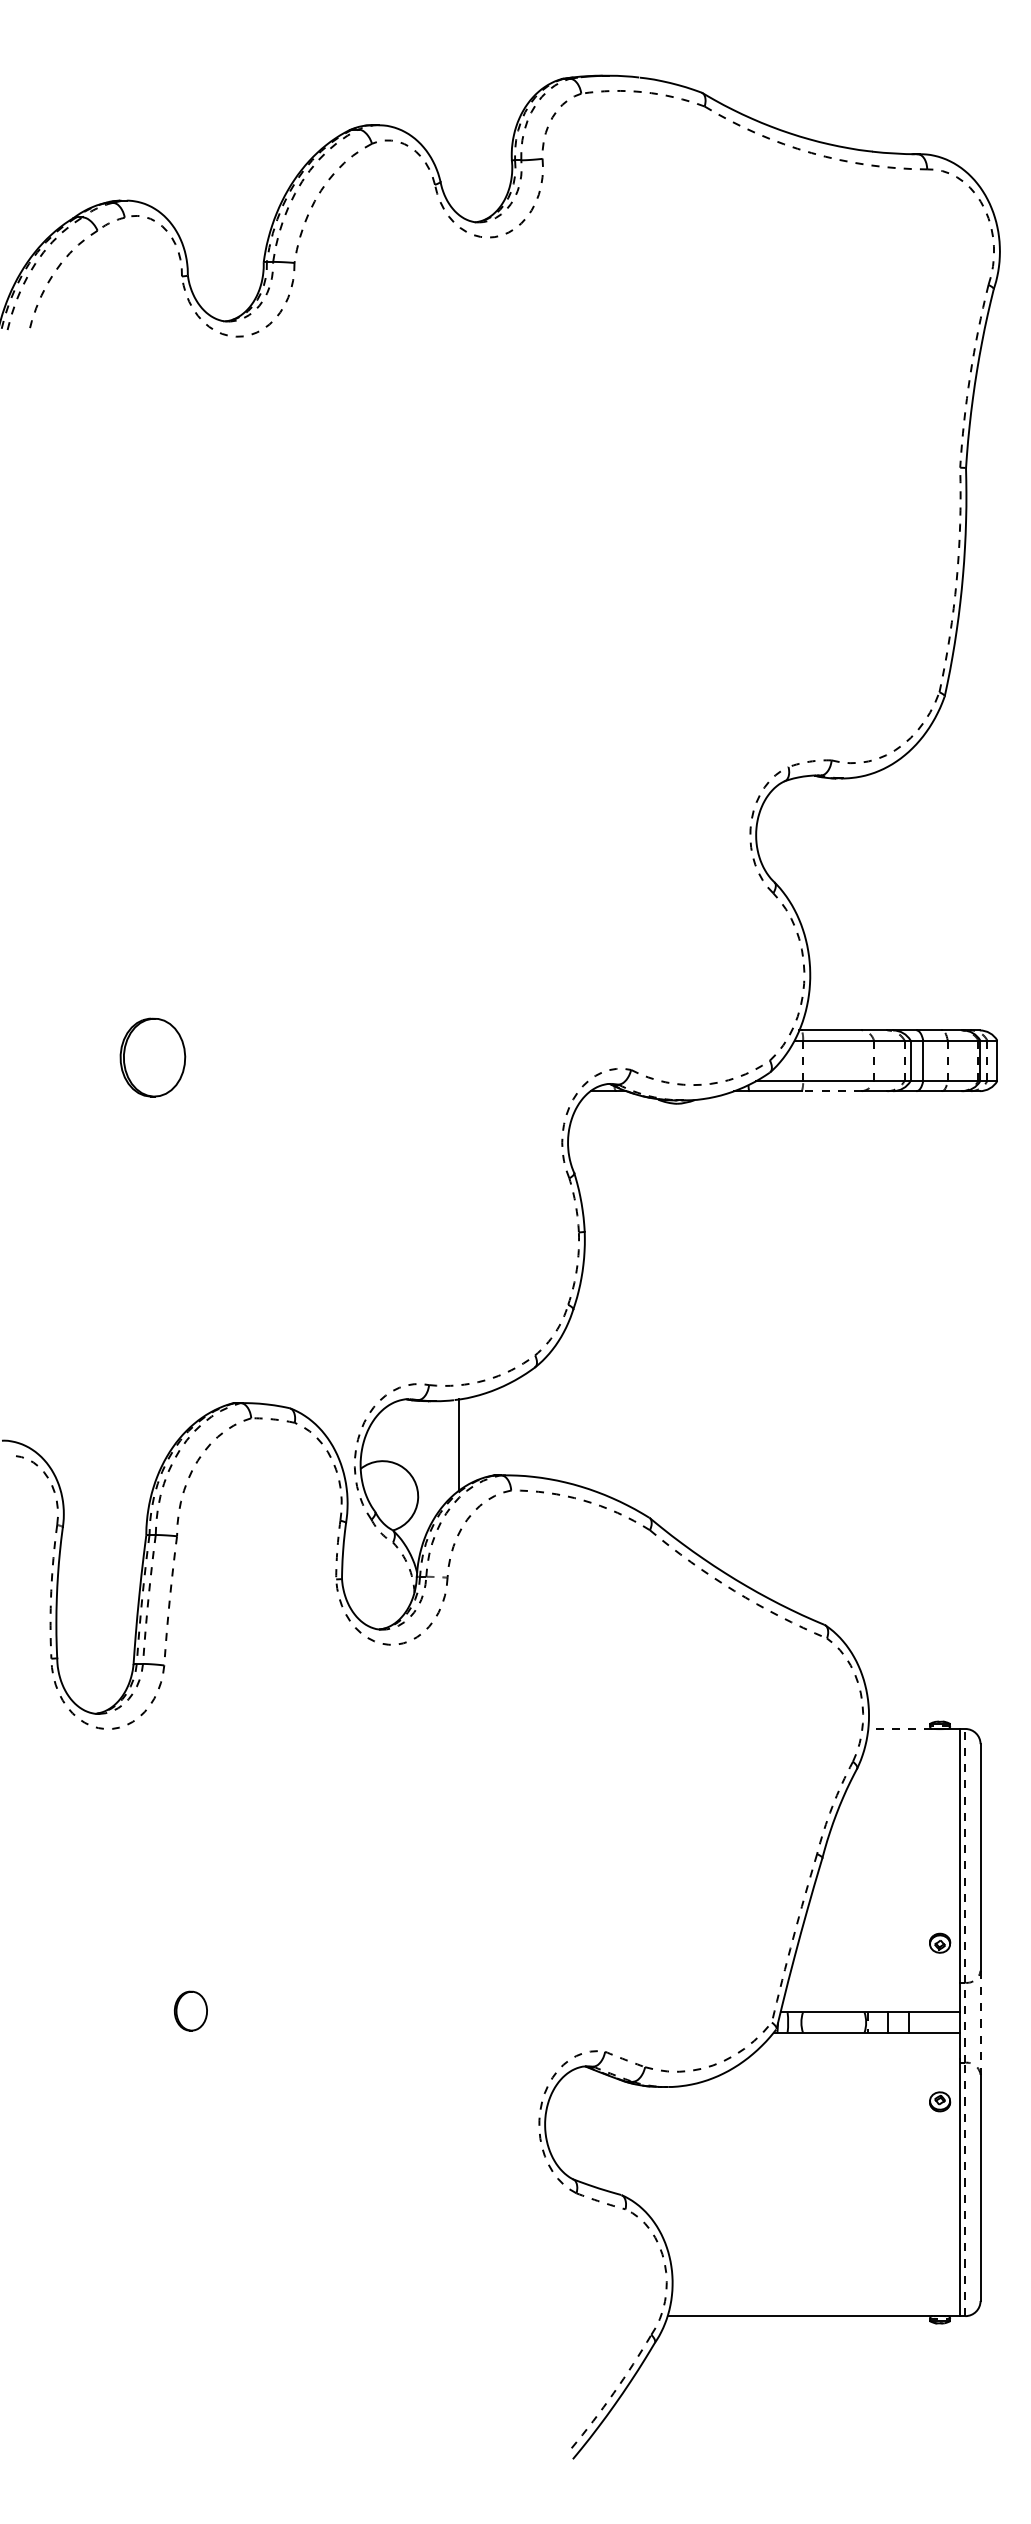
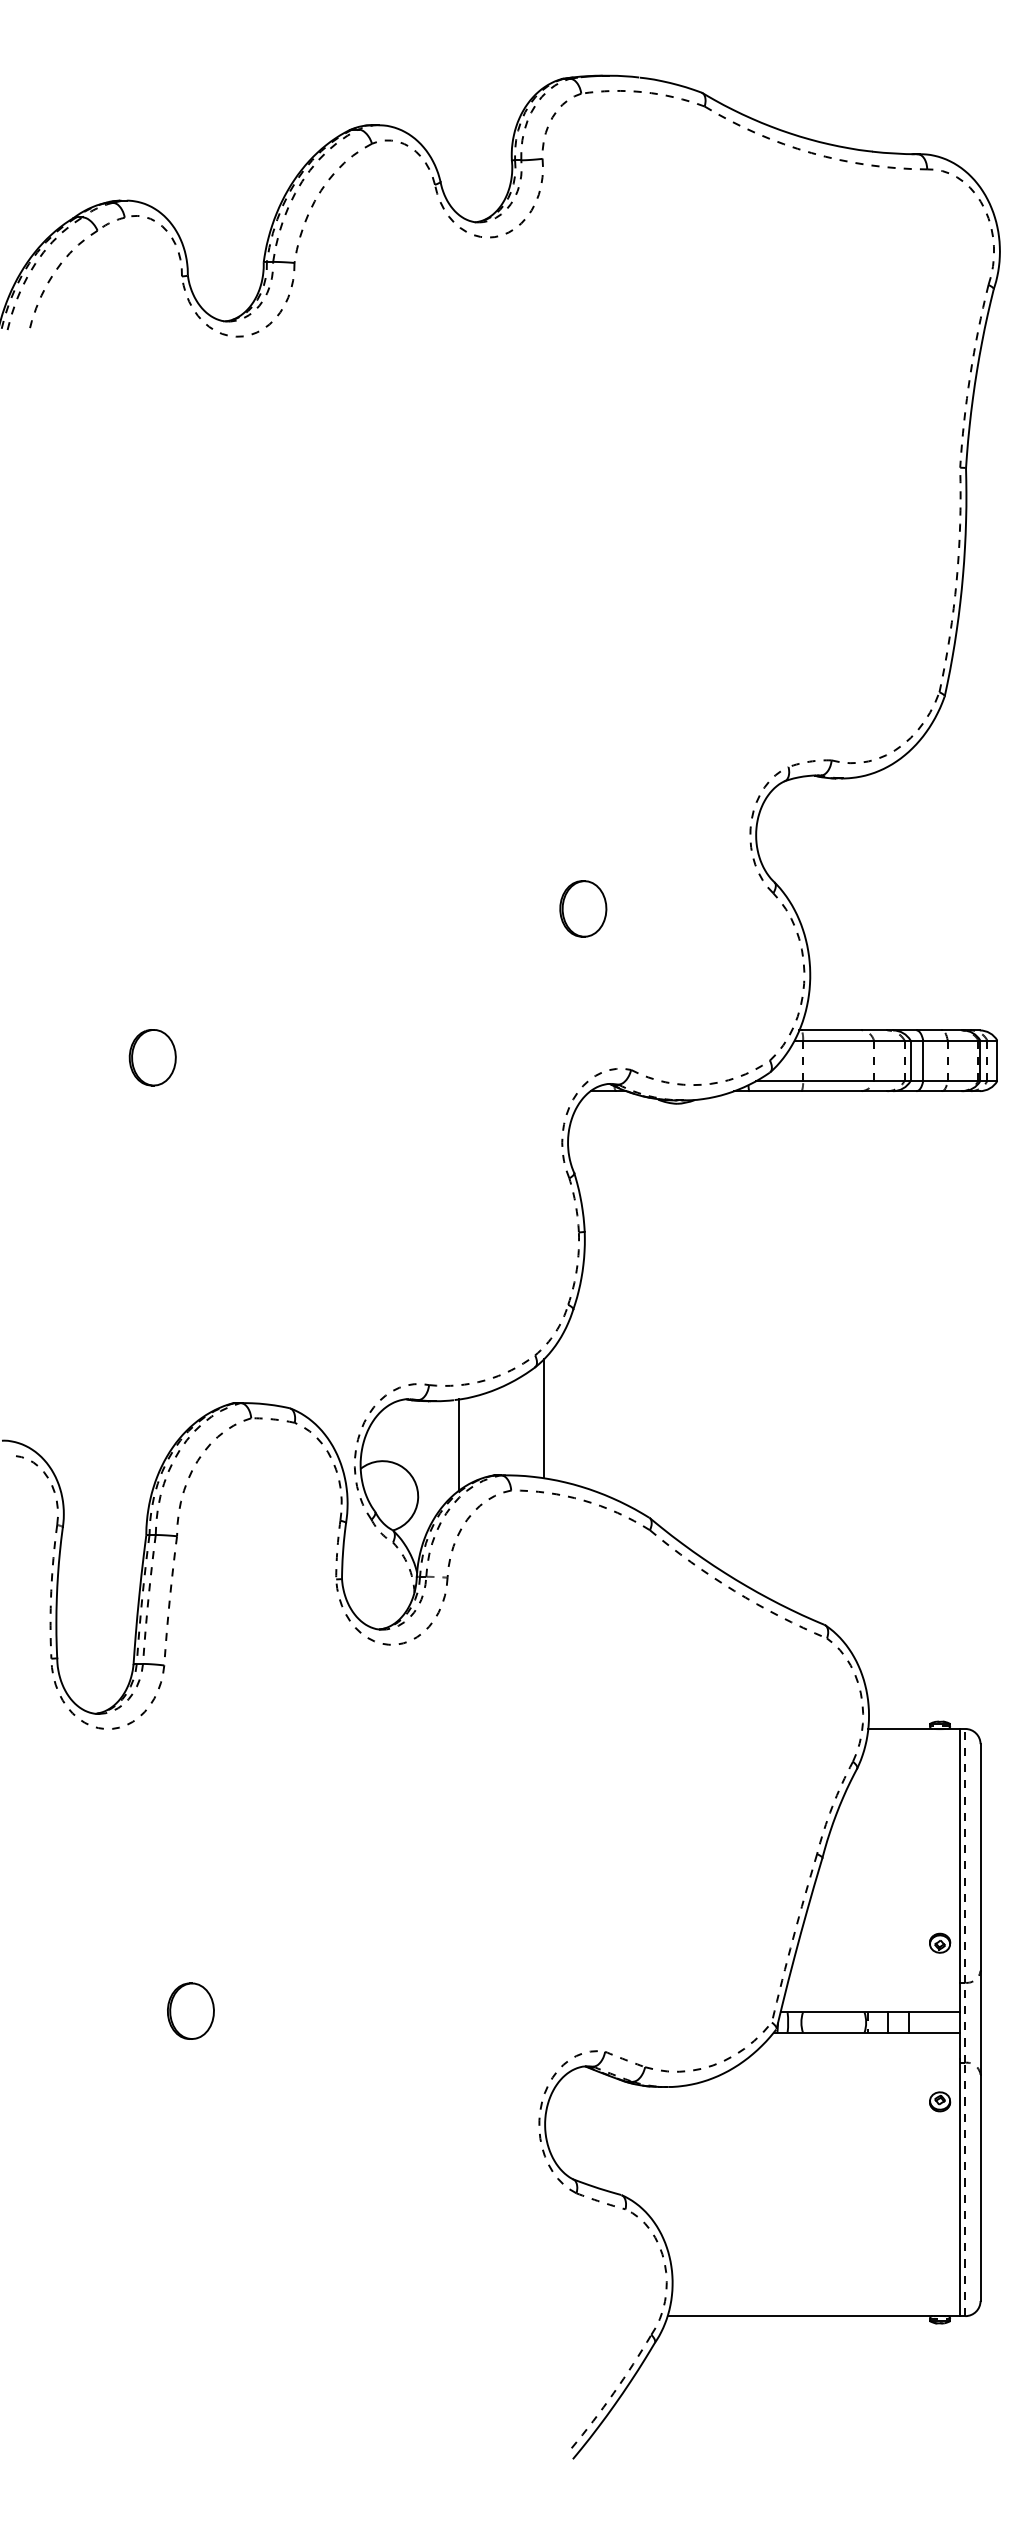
part: none -> present (583, 908)
part size: 68x81 px -> 49x58 px (152, 1057)
line: dashed -> solid (831, 1091)
line: none -> present (544, 1418)
line: dashed -> solid (899, 1728)
part size: 35x42 px -> 48x58 px (190, 2010)
line: dashed -> solid (980, 2022)
